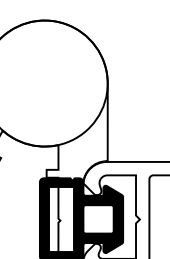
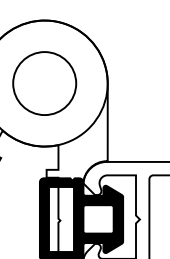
circle: none -> present (44, 83)
